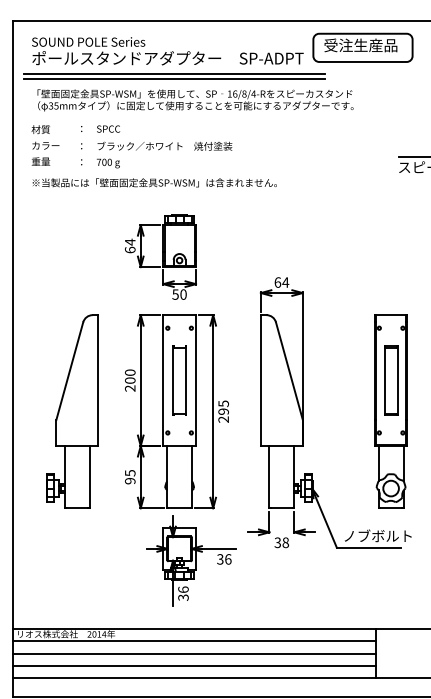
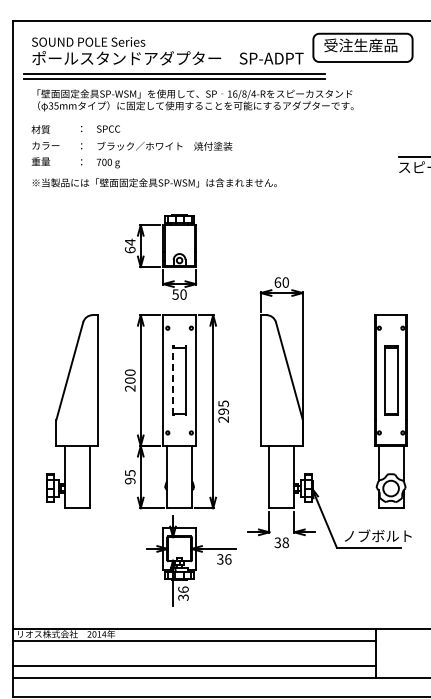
text: 64 -> 60 (285, 282)
line: solid -> dashed (173, 380)
line: present -> none (194, 653)
